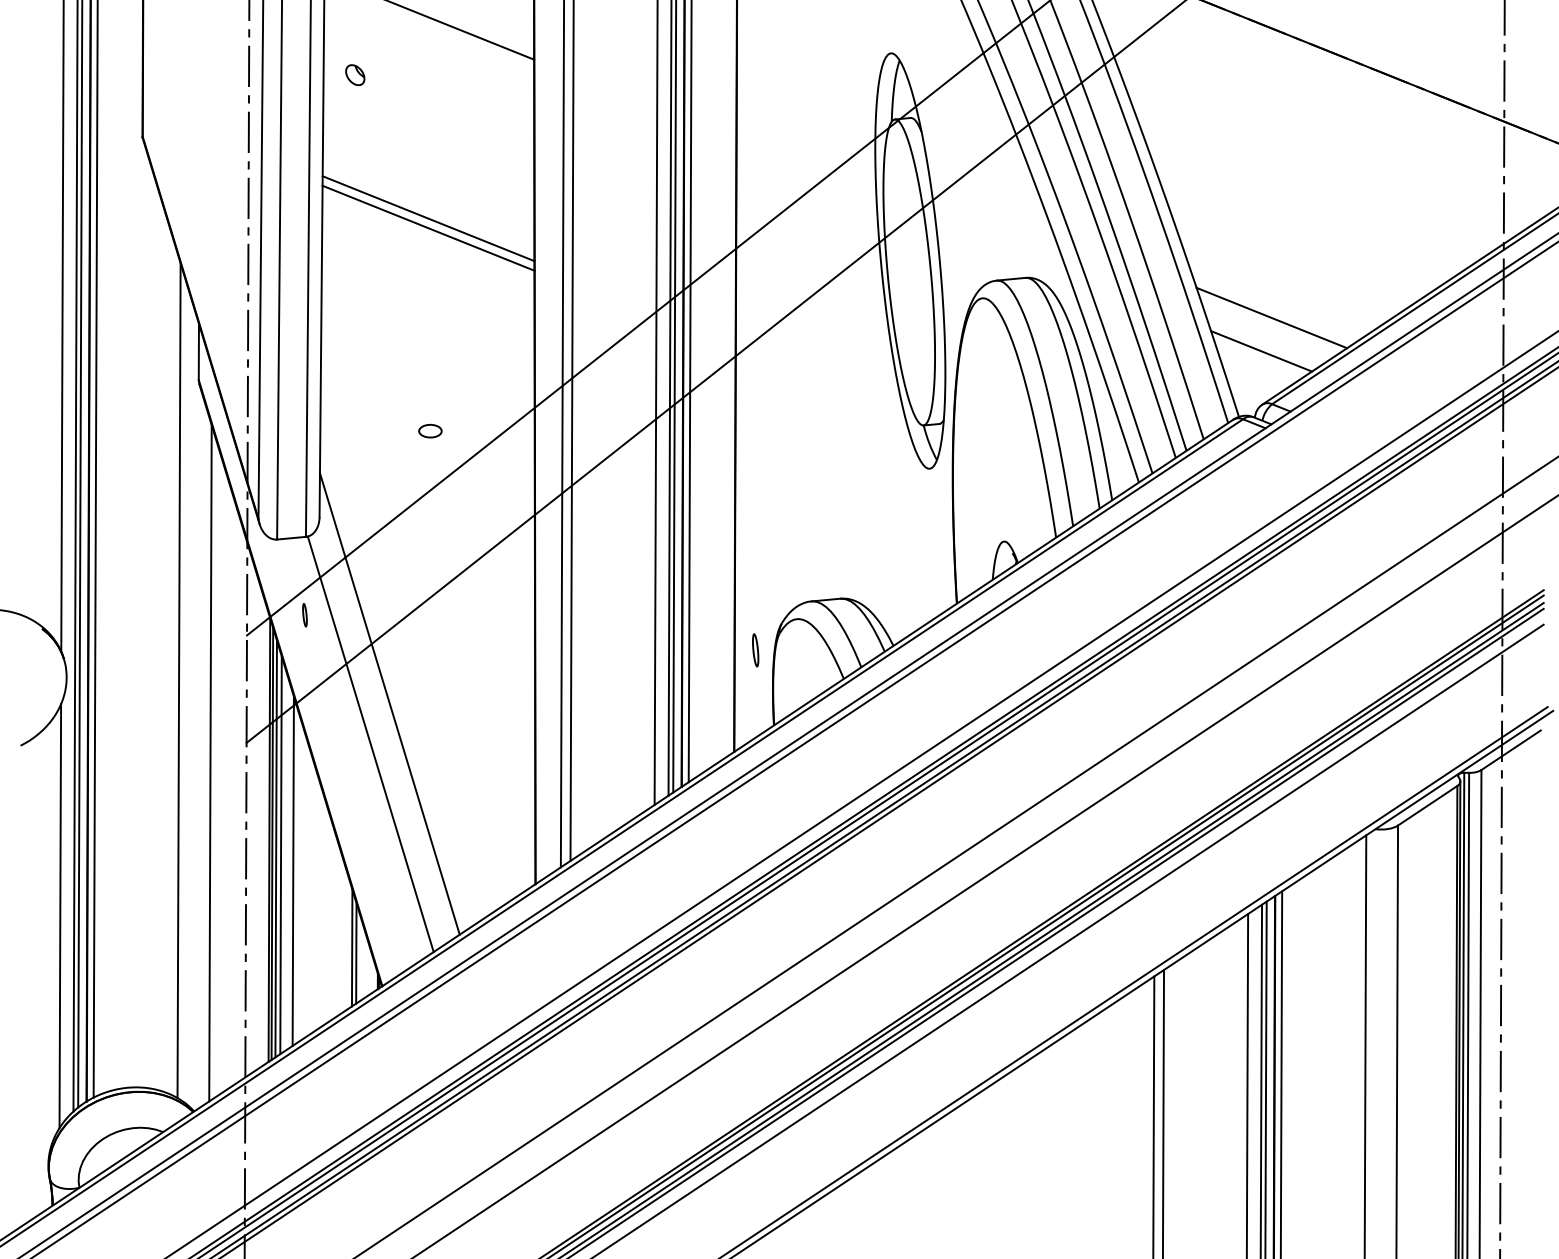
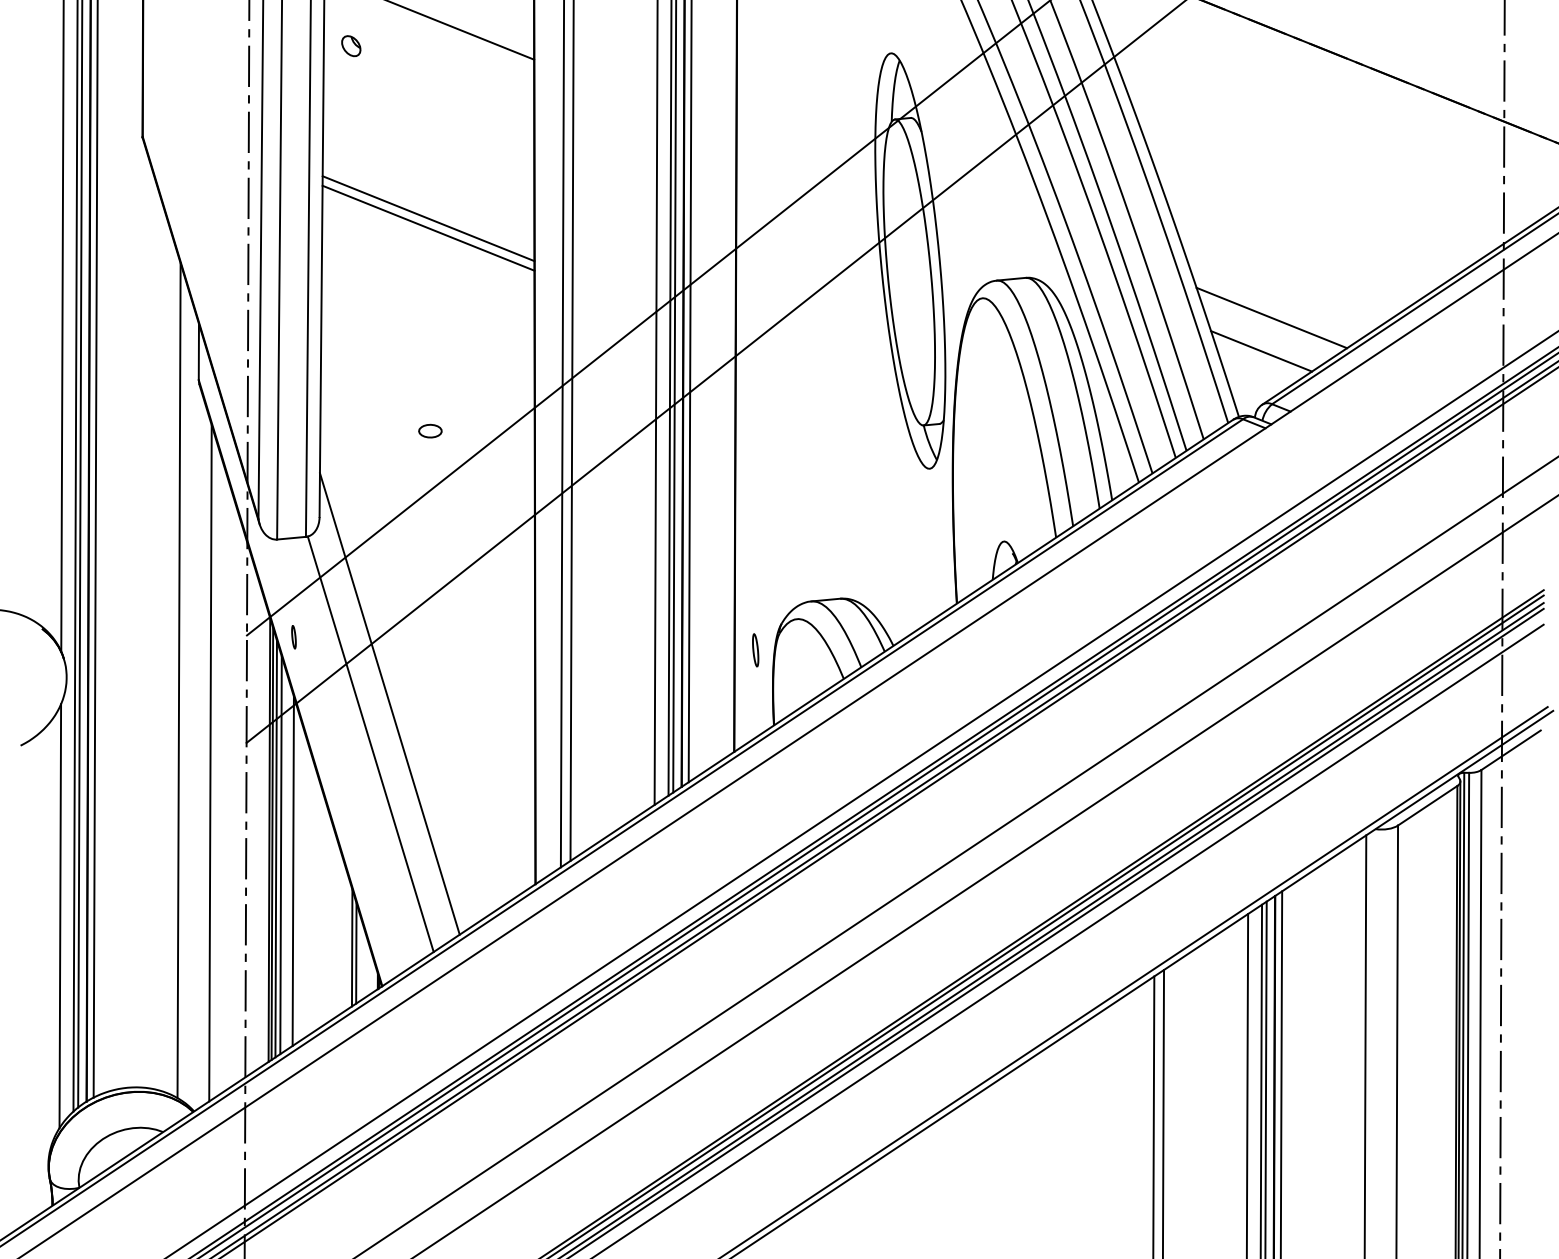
part position: (355, 75) -> (351, 46) (351, 46)
part position: (304, 615) -> (293, 637) (293, 637)
line: present -> none (795, 749)
